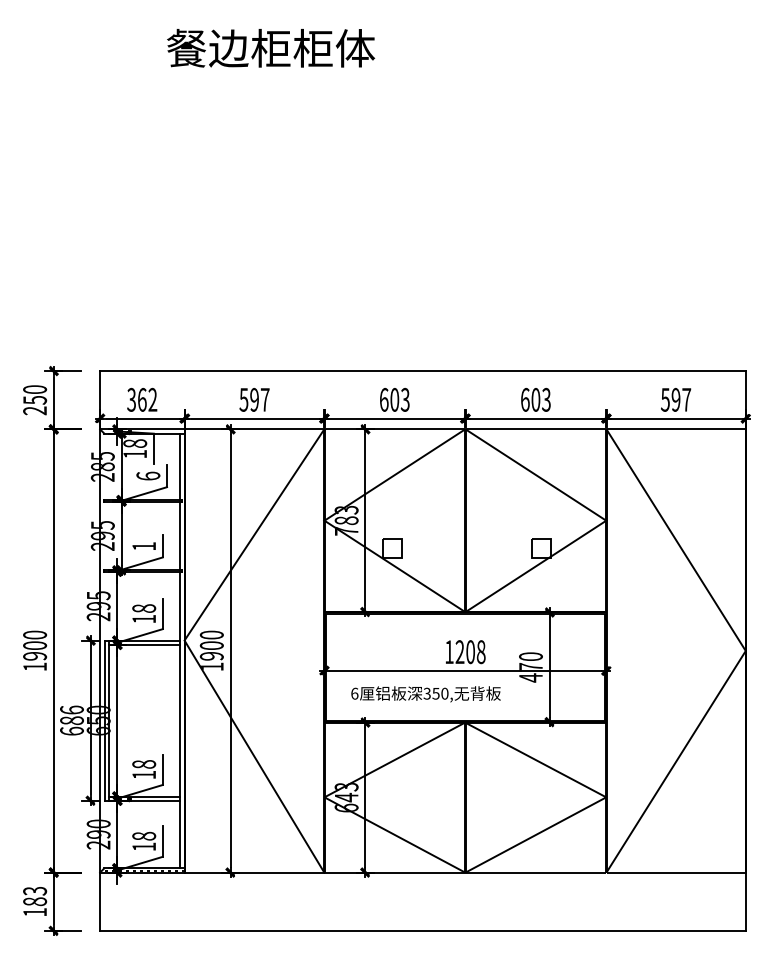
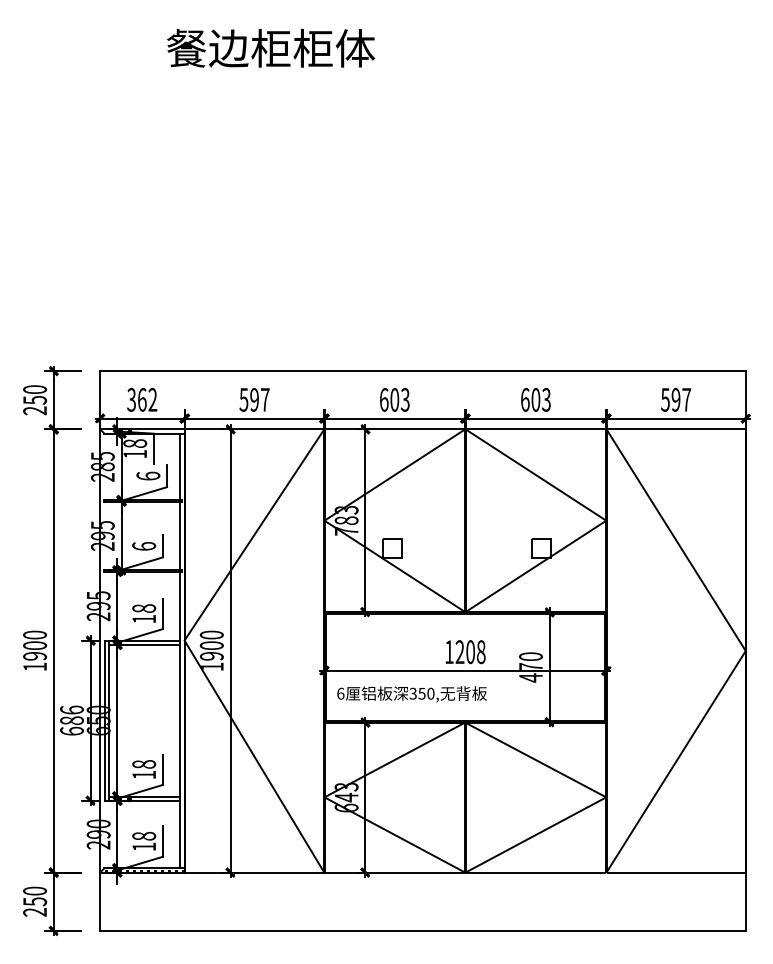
text: 1 -> 6 (144, 546)
text position: (425, 694) -> (411, 694) (411, 694)
text: 183 -> 250 (34, 901)
